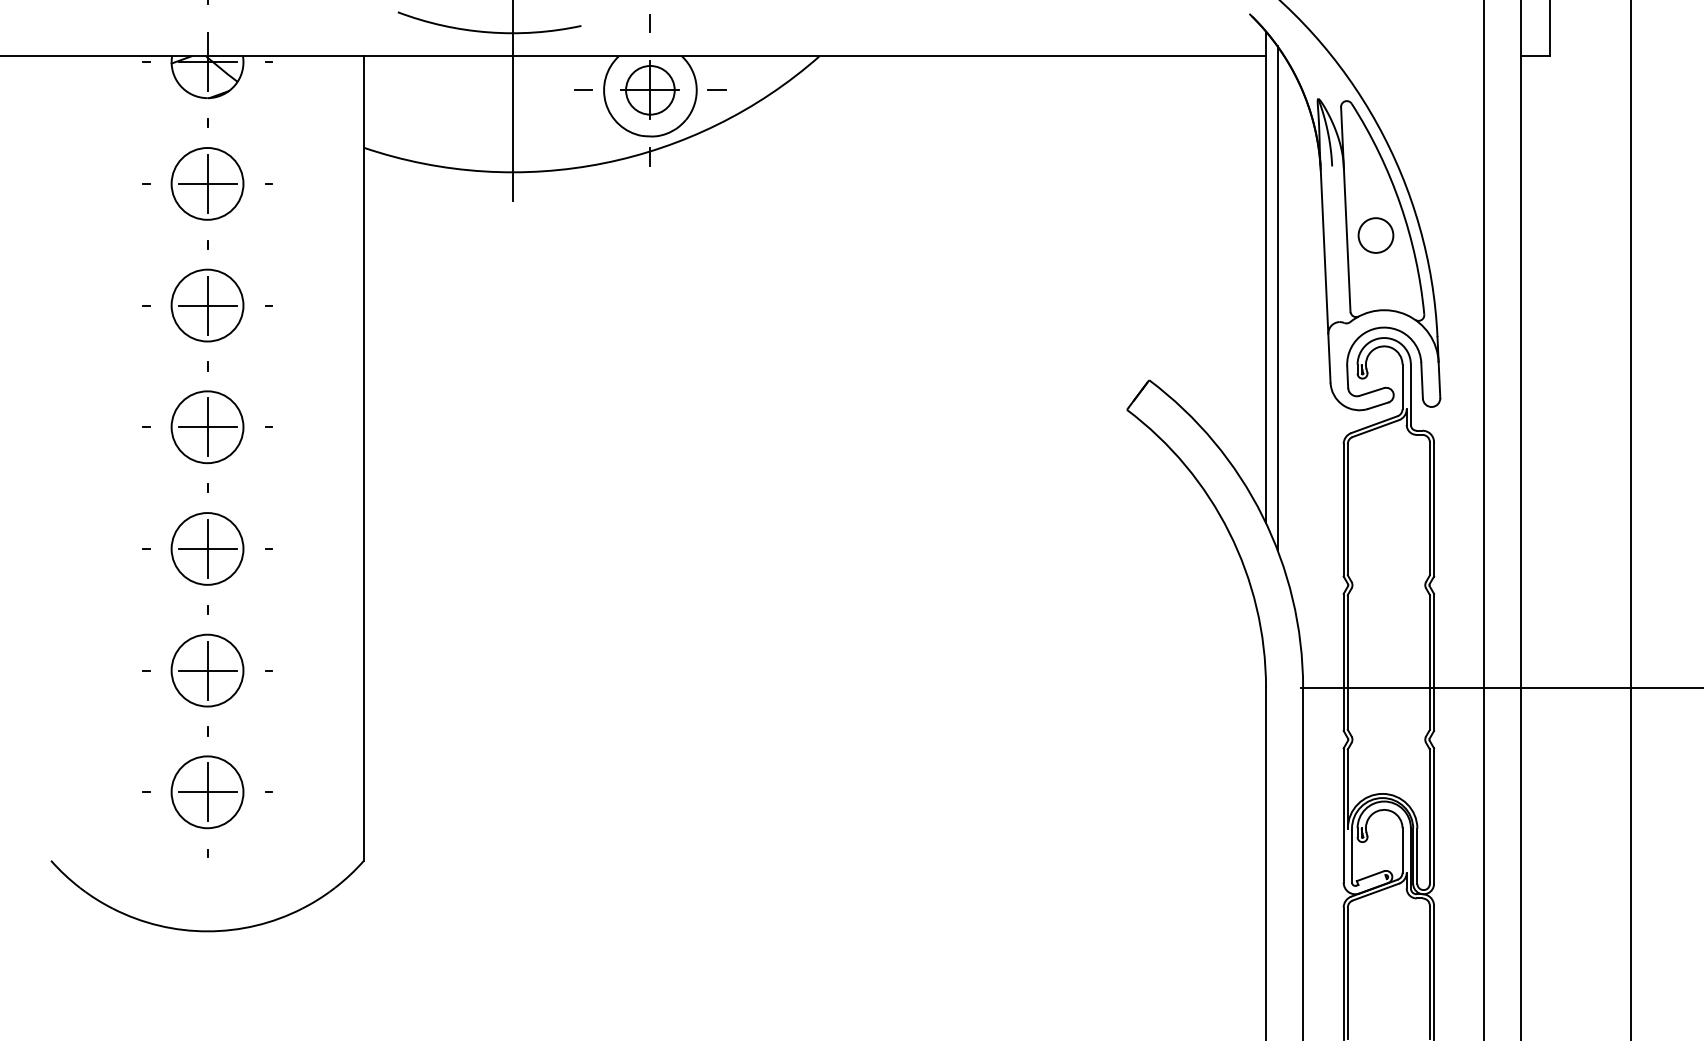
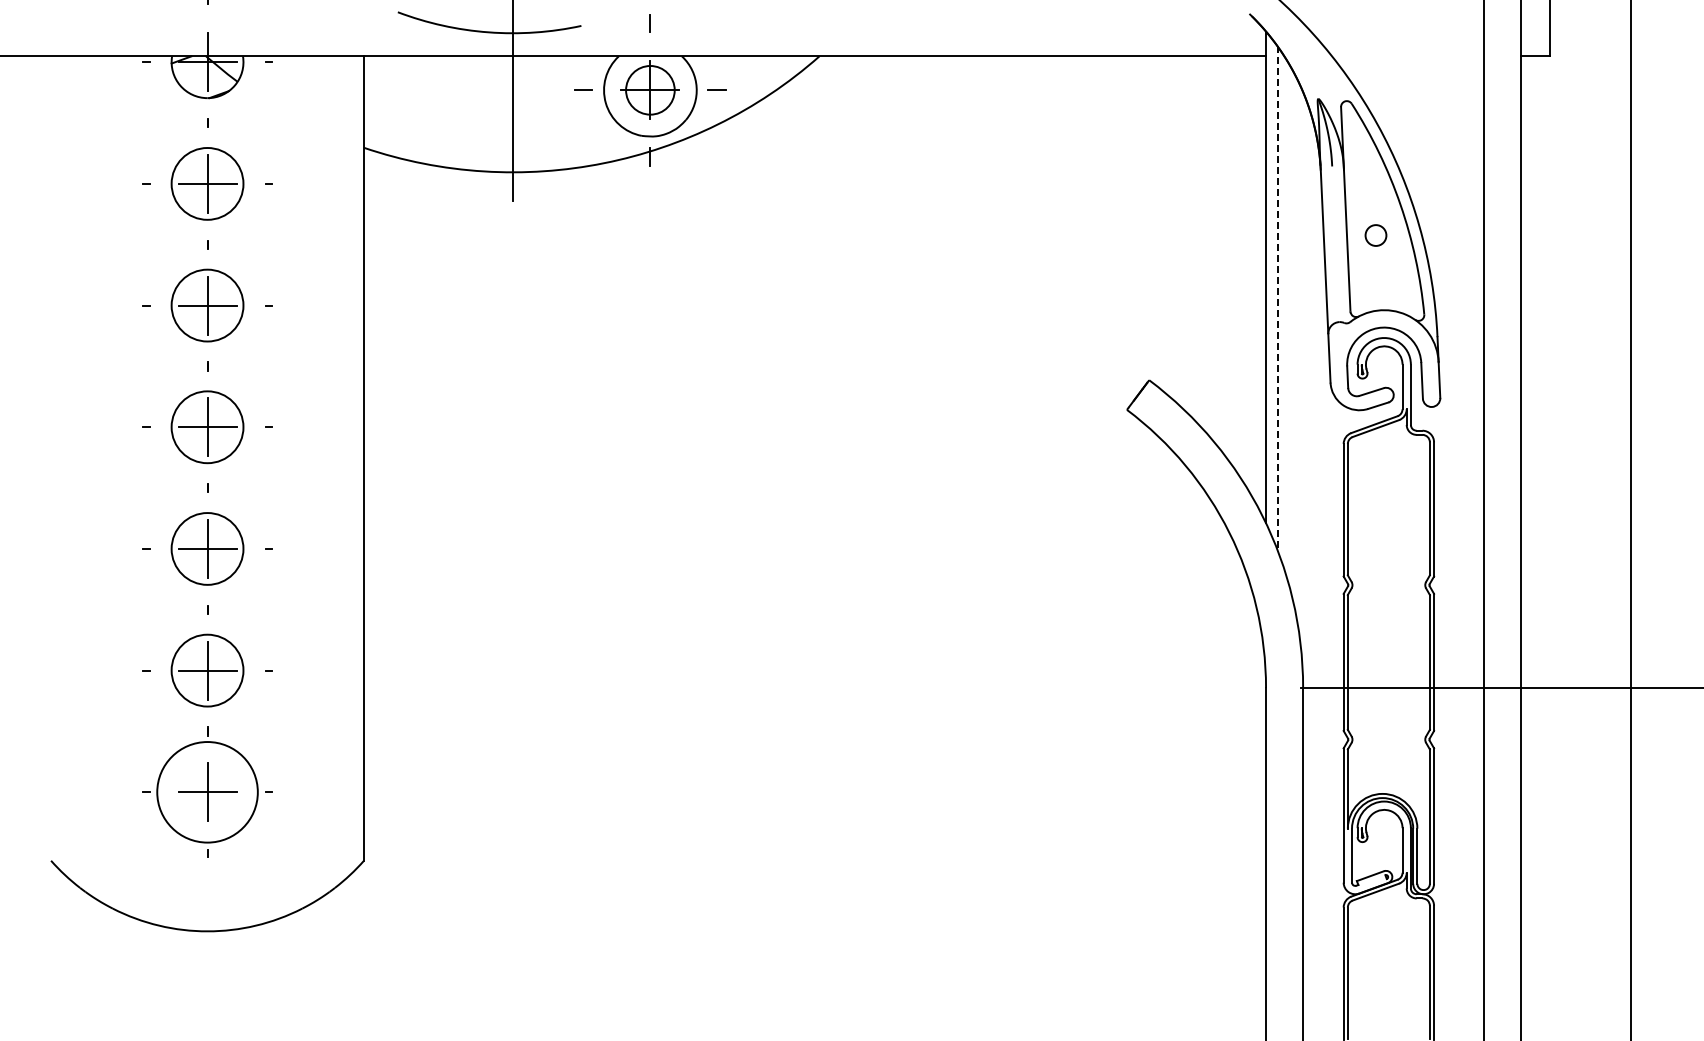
circle size: 38x37 px -> 24x23 px (1375, 235)
line: solid -> dashed (1277, 298)
circle diameter: 72 px -> 101 px (207, 792)
